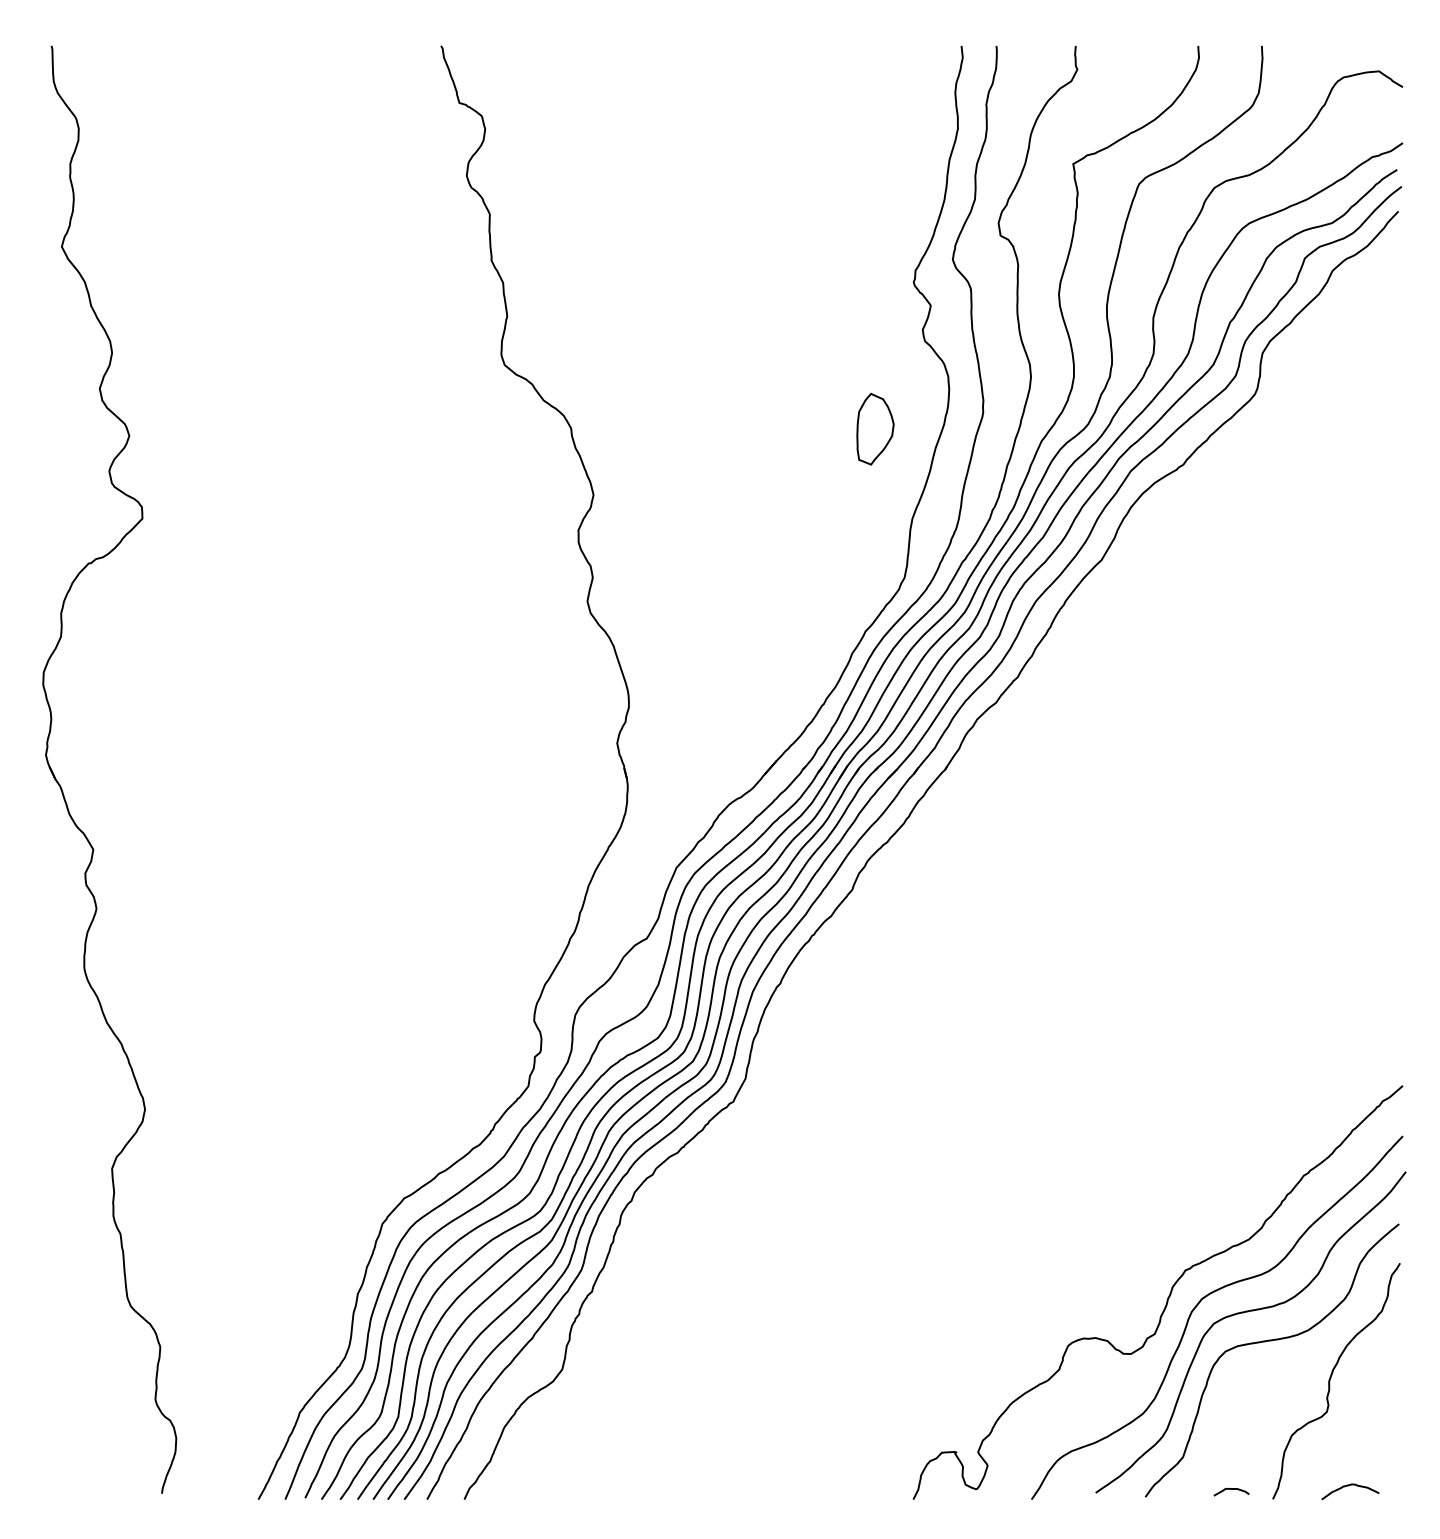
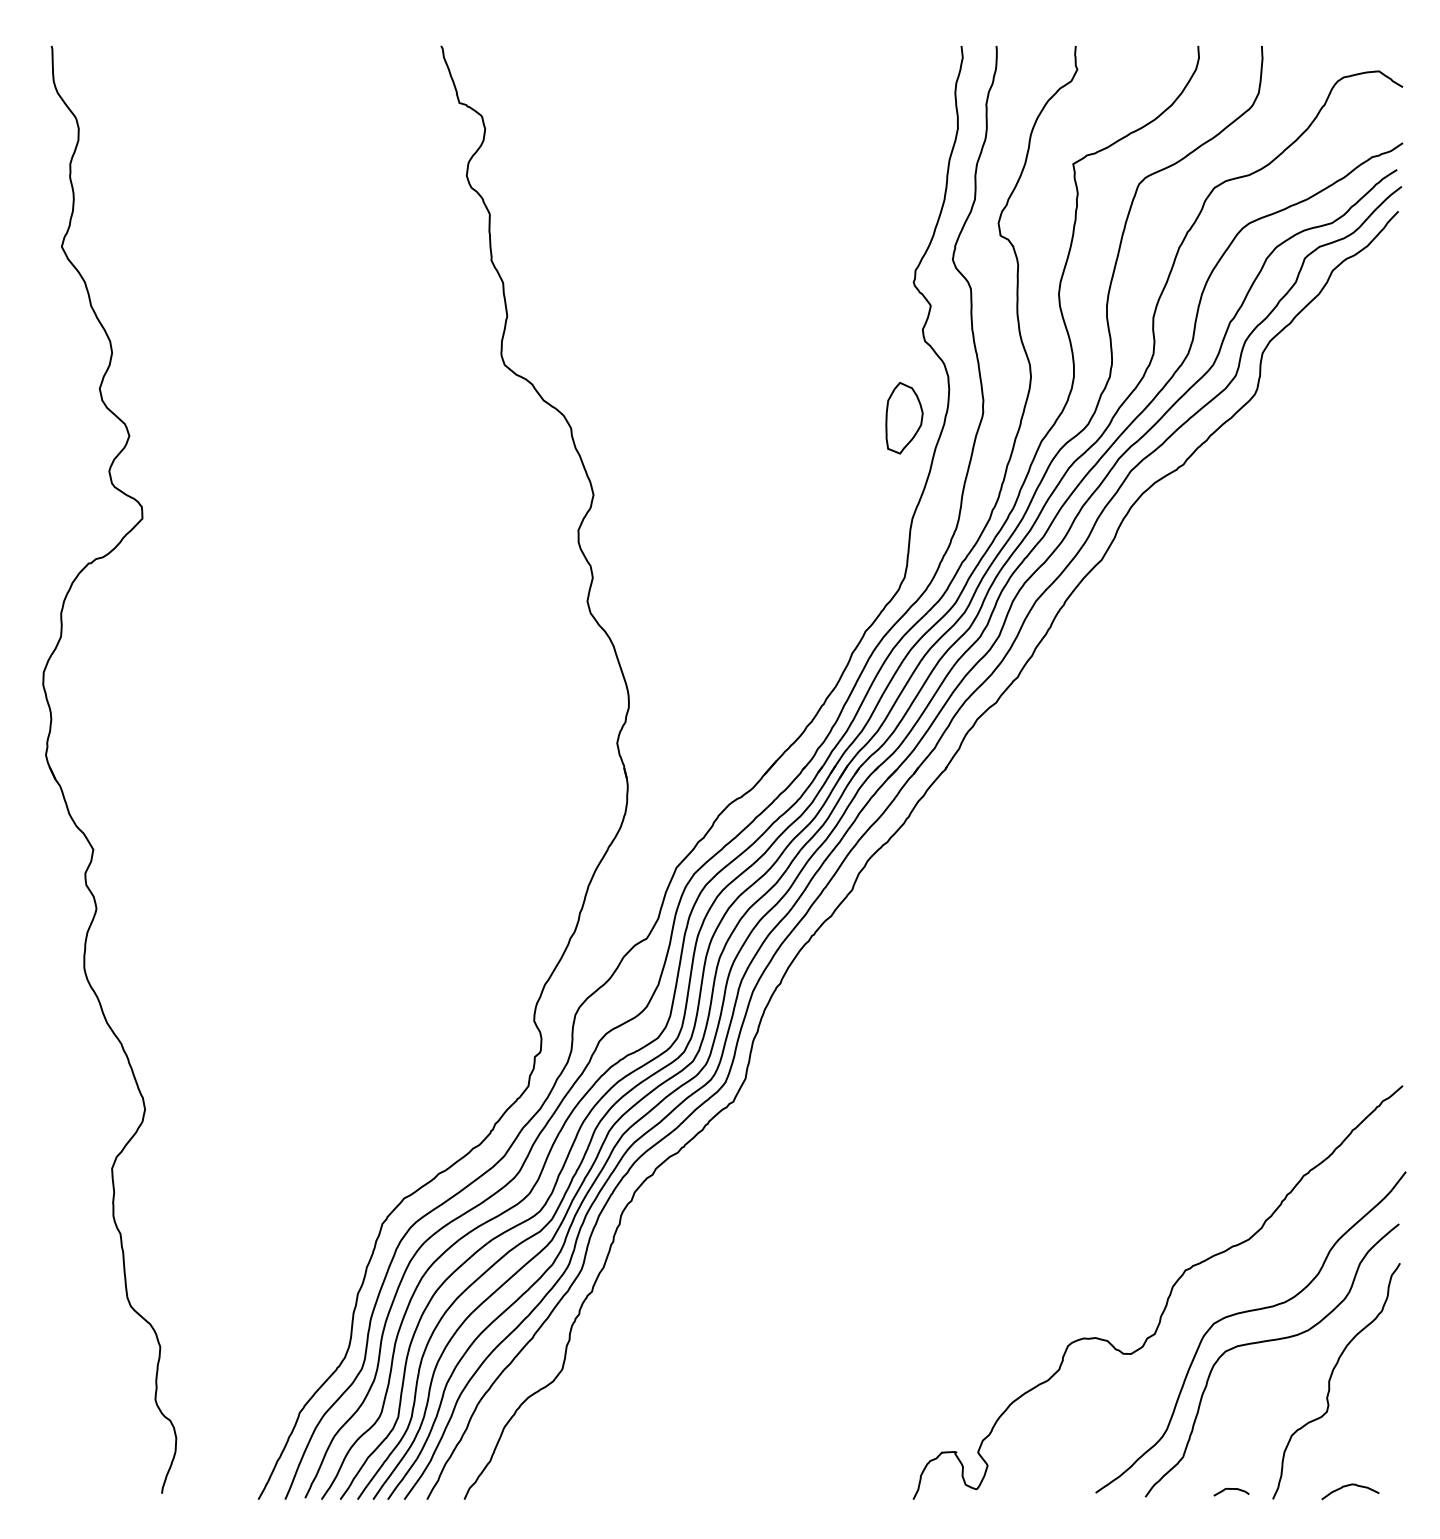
part position: (875, 429) -> (904, 418) (904, 418)
curve: present -> none (1198, 1305)
